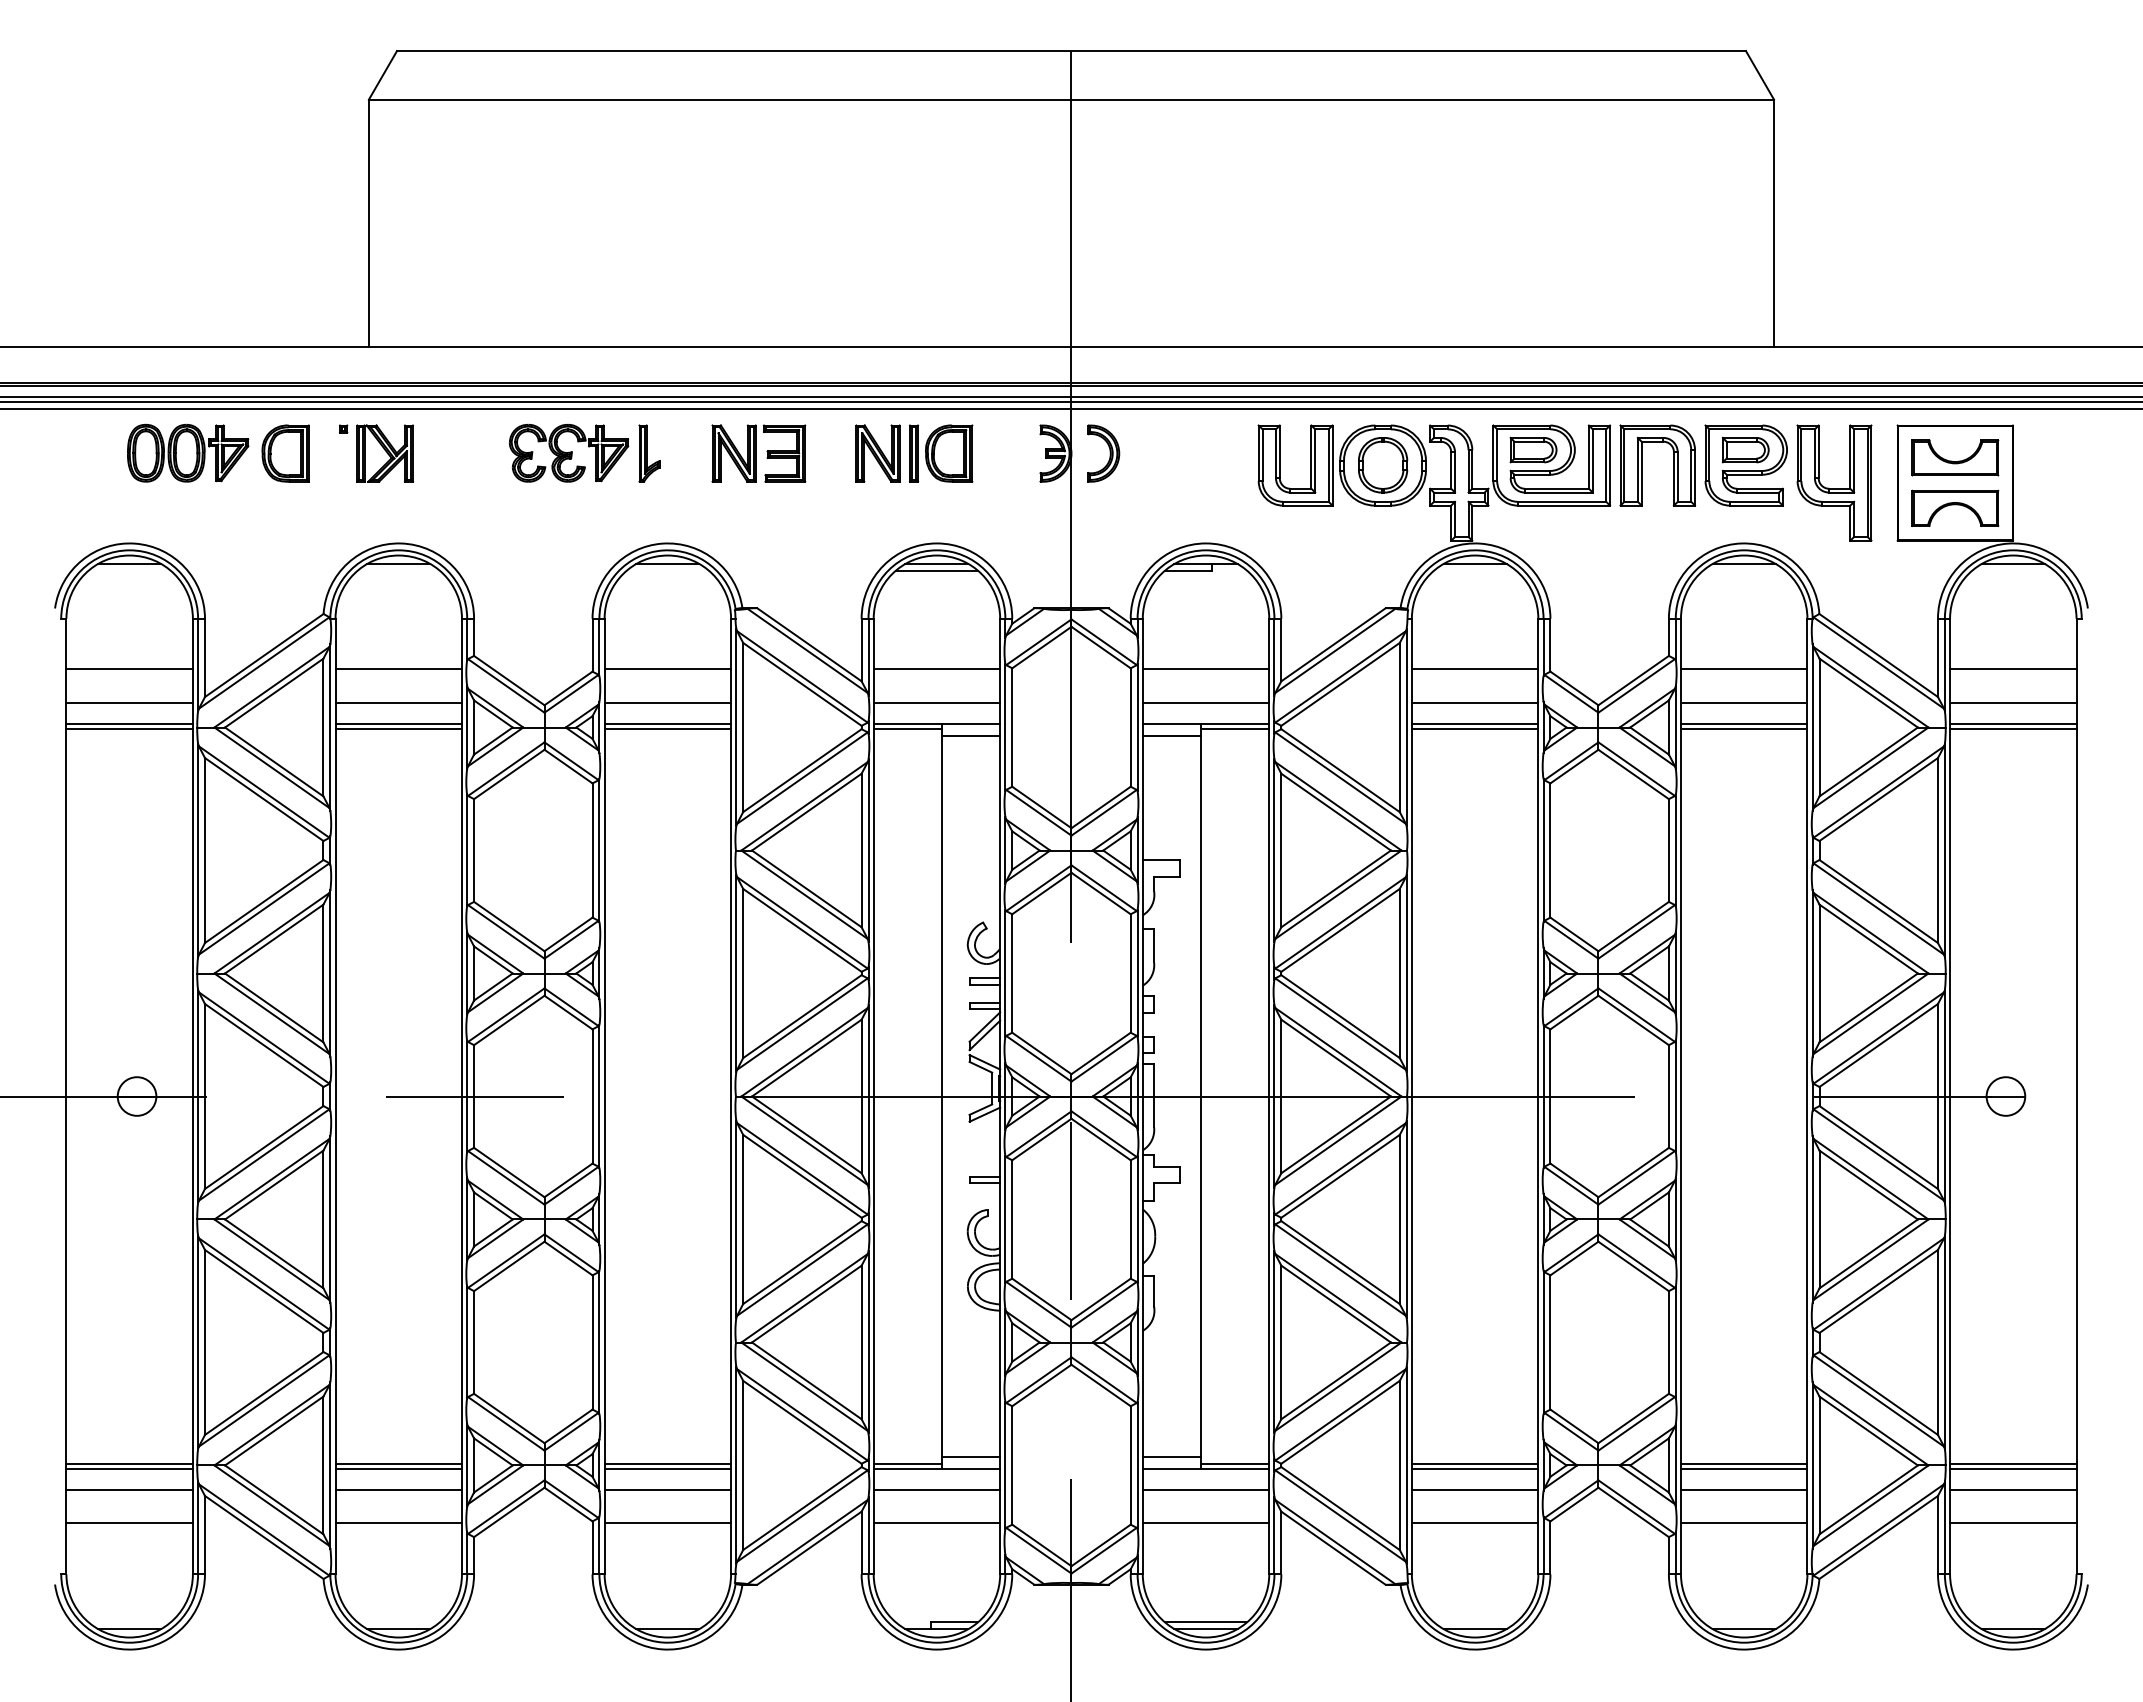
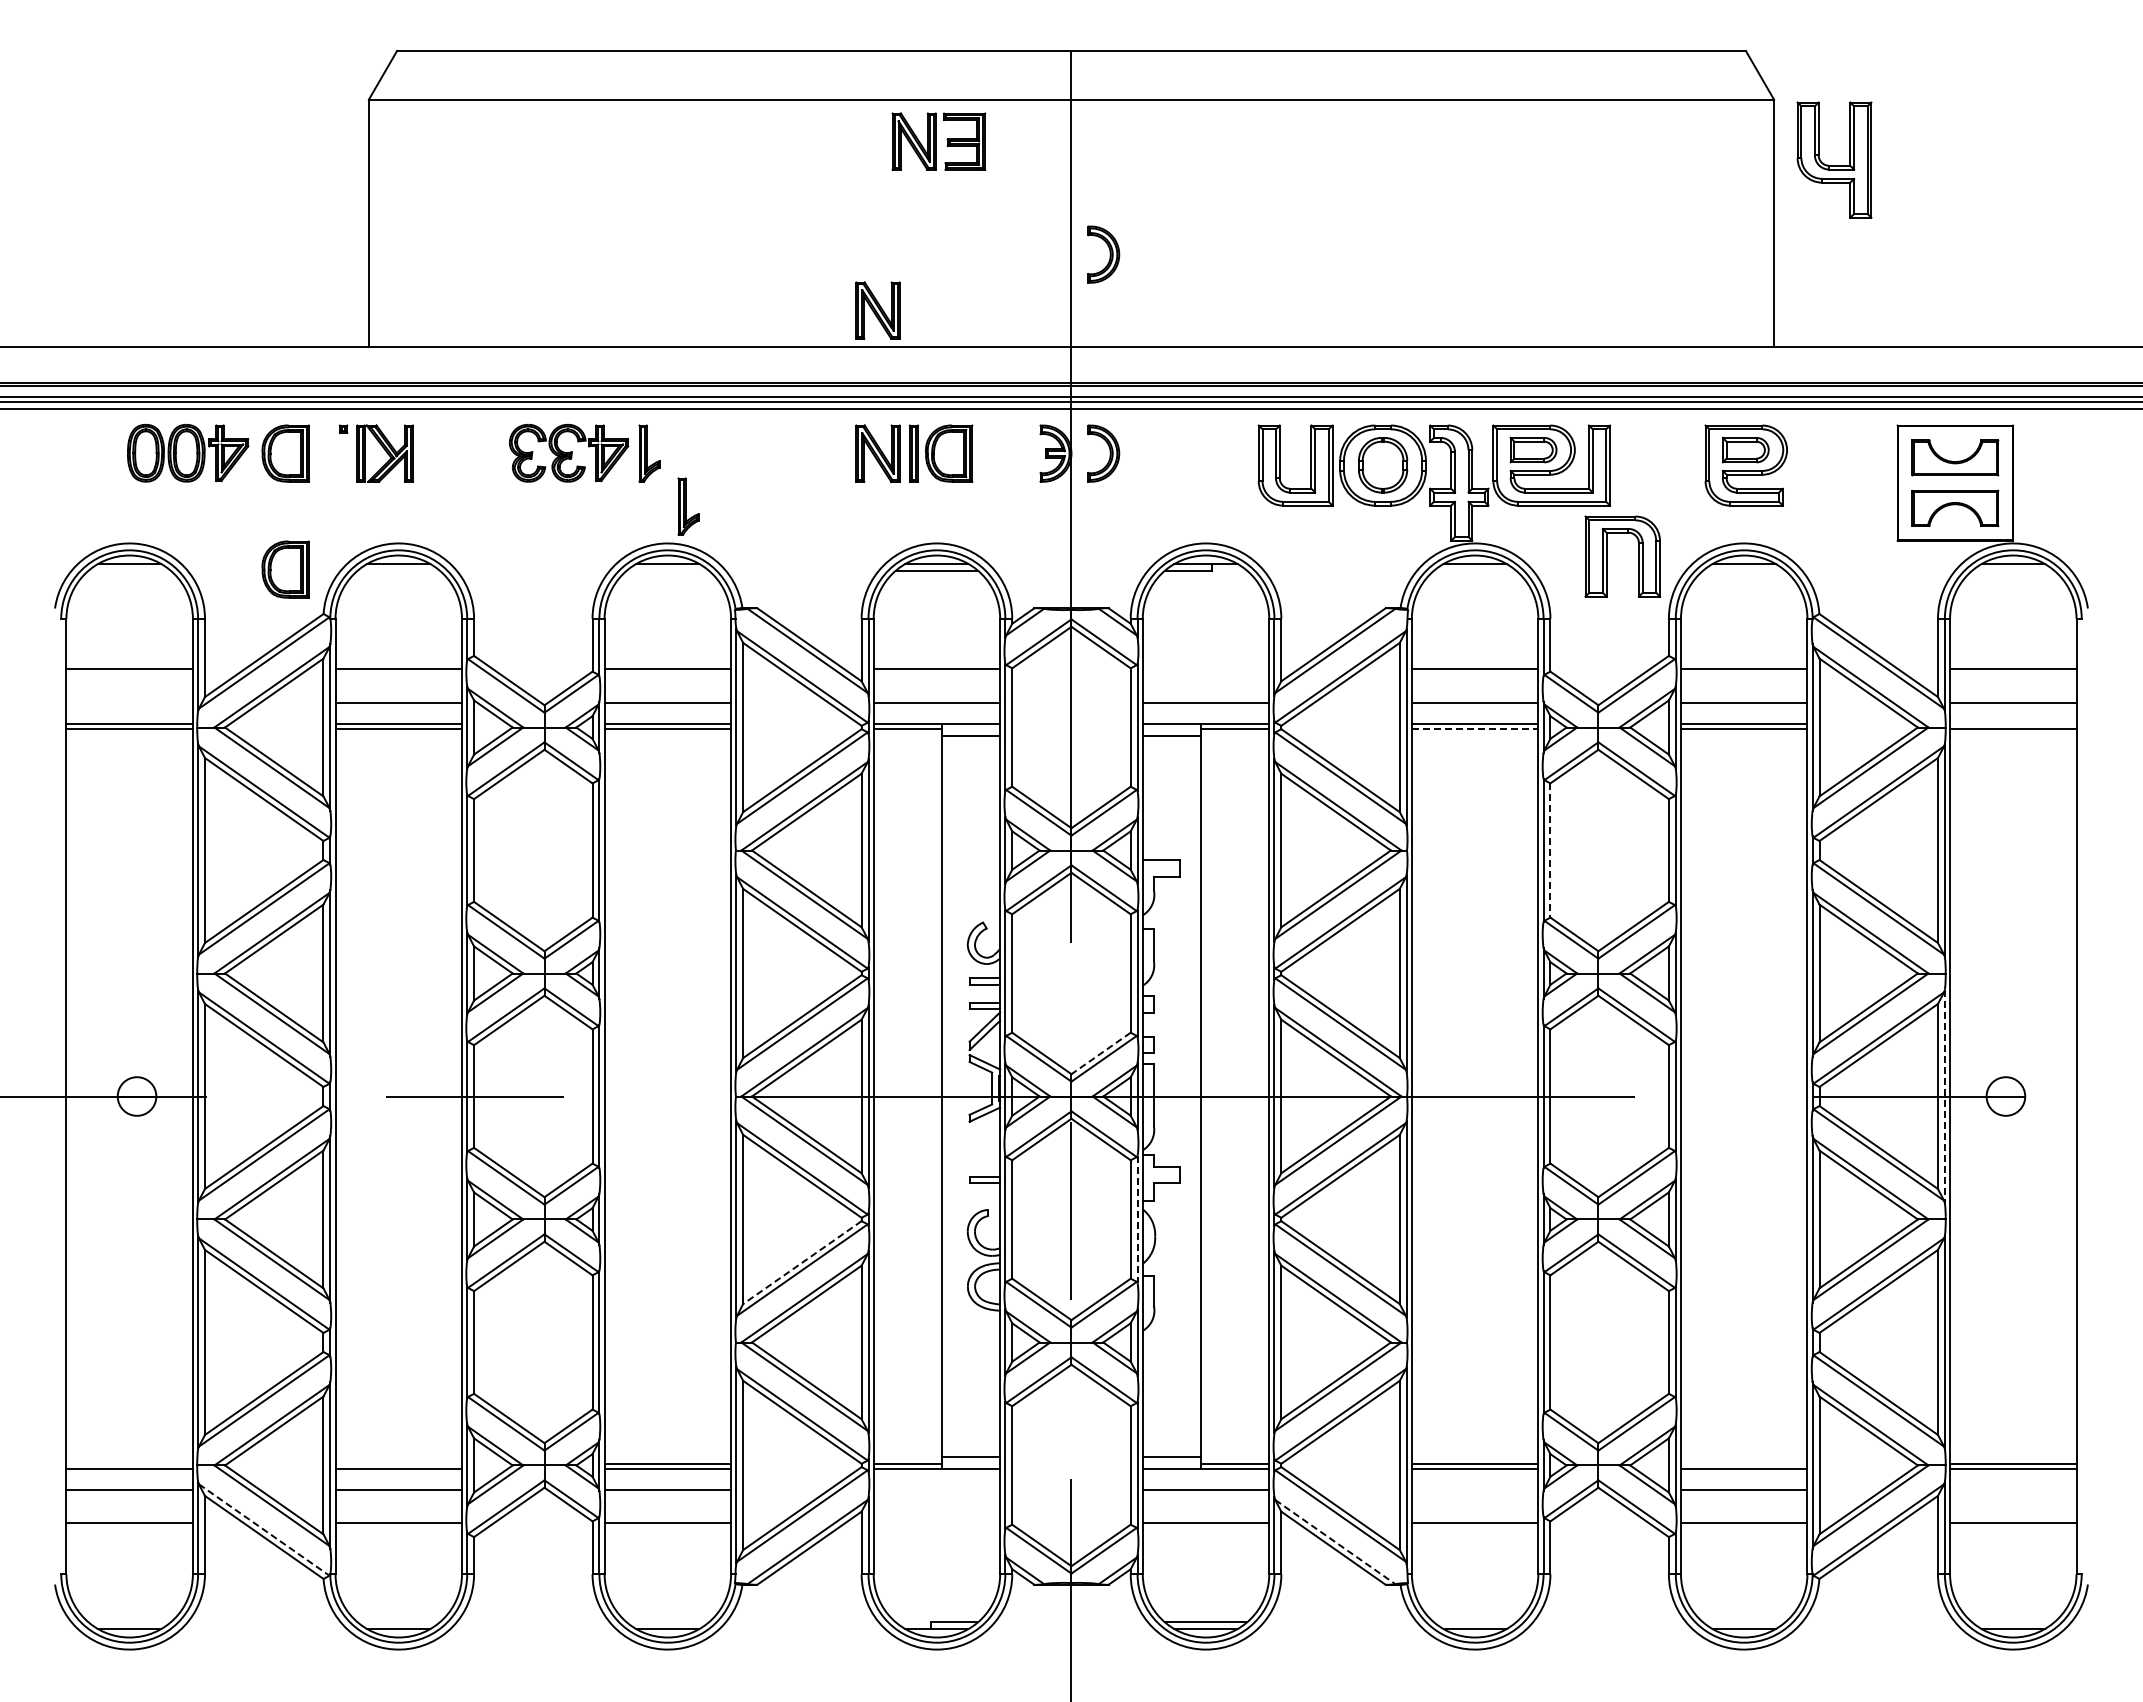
part: none -> present (1103, 254)
part: none -> present (877, 310)
part position: (758, 453) -> (938, 141) (938, 141)
part position: (1642, 465) -> (1607, 556) (1607, 556)
part position: (1834, 482) -> (1834, 159) (1834, 159)
part: none -> present (688, 506)
part: none -> present (285, 569)
line: present -> none (1205, 669)
line: present -> none (129, 703)
line: present -> none (2013, 724)
line: solid -> dashed (1475, 729)
line: solid -> dashed (1550, 851)
line: solid -> dashed (1100, 1053)
line: solid -> dashed (1944, 1096)
line: solid -> dashed (1137, 1219)
line: solid -> dashed (801, 1262)
line: present -> none (129, 1463)
line: present -> none (398, 1463)
line: present -> none (1743, 1463)
line: present -> none (936, 1489)
line: present -> none (1474, 1489)
line: present -> none (2013, 1489)
line: present -> none (936, 1523)
line: solid -> dashed (264, 1530)
line: solid -> dashed (1335, 1542)
